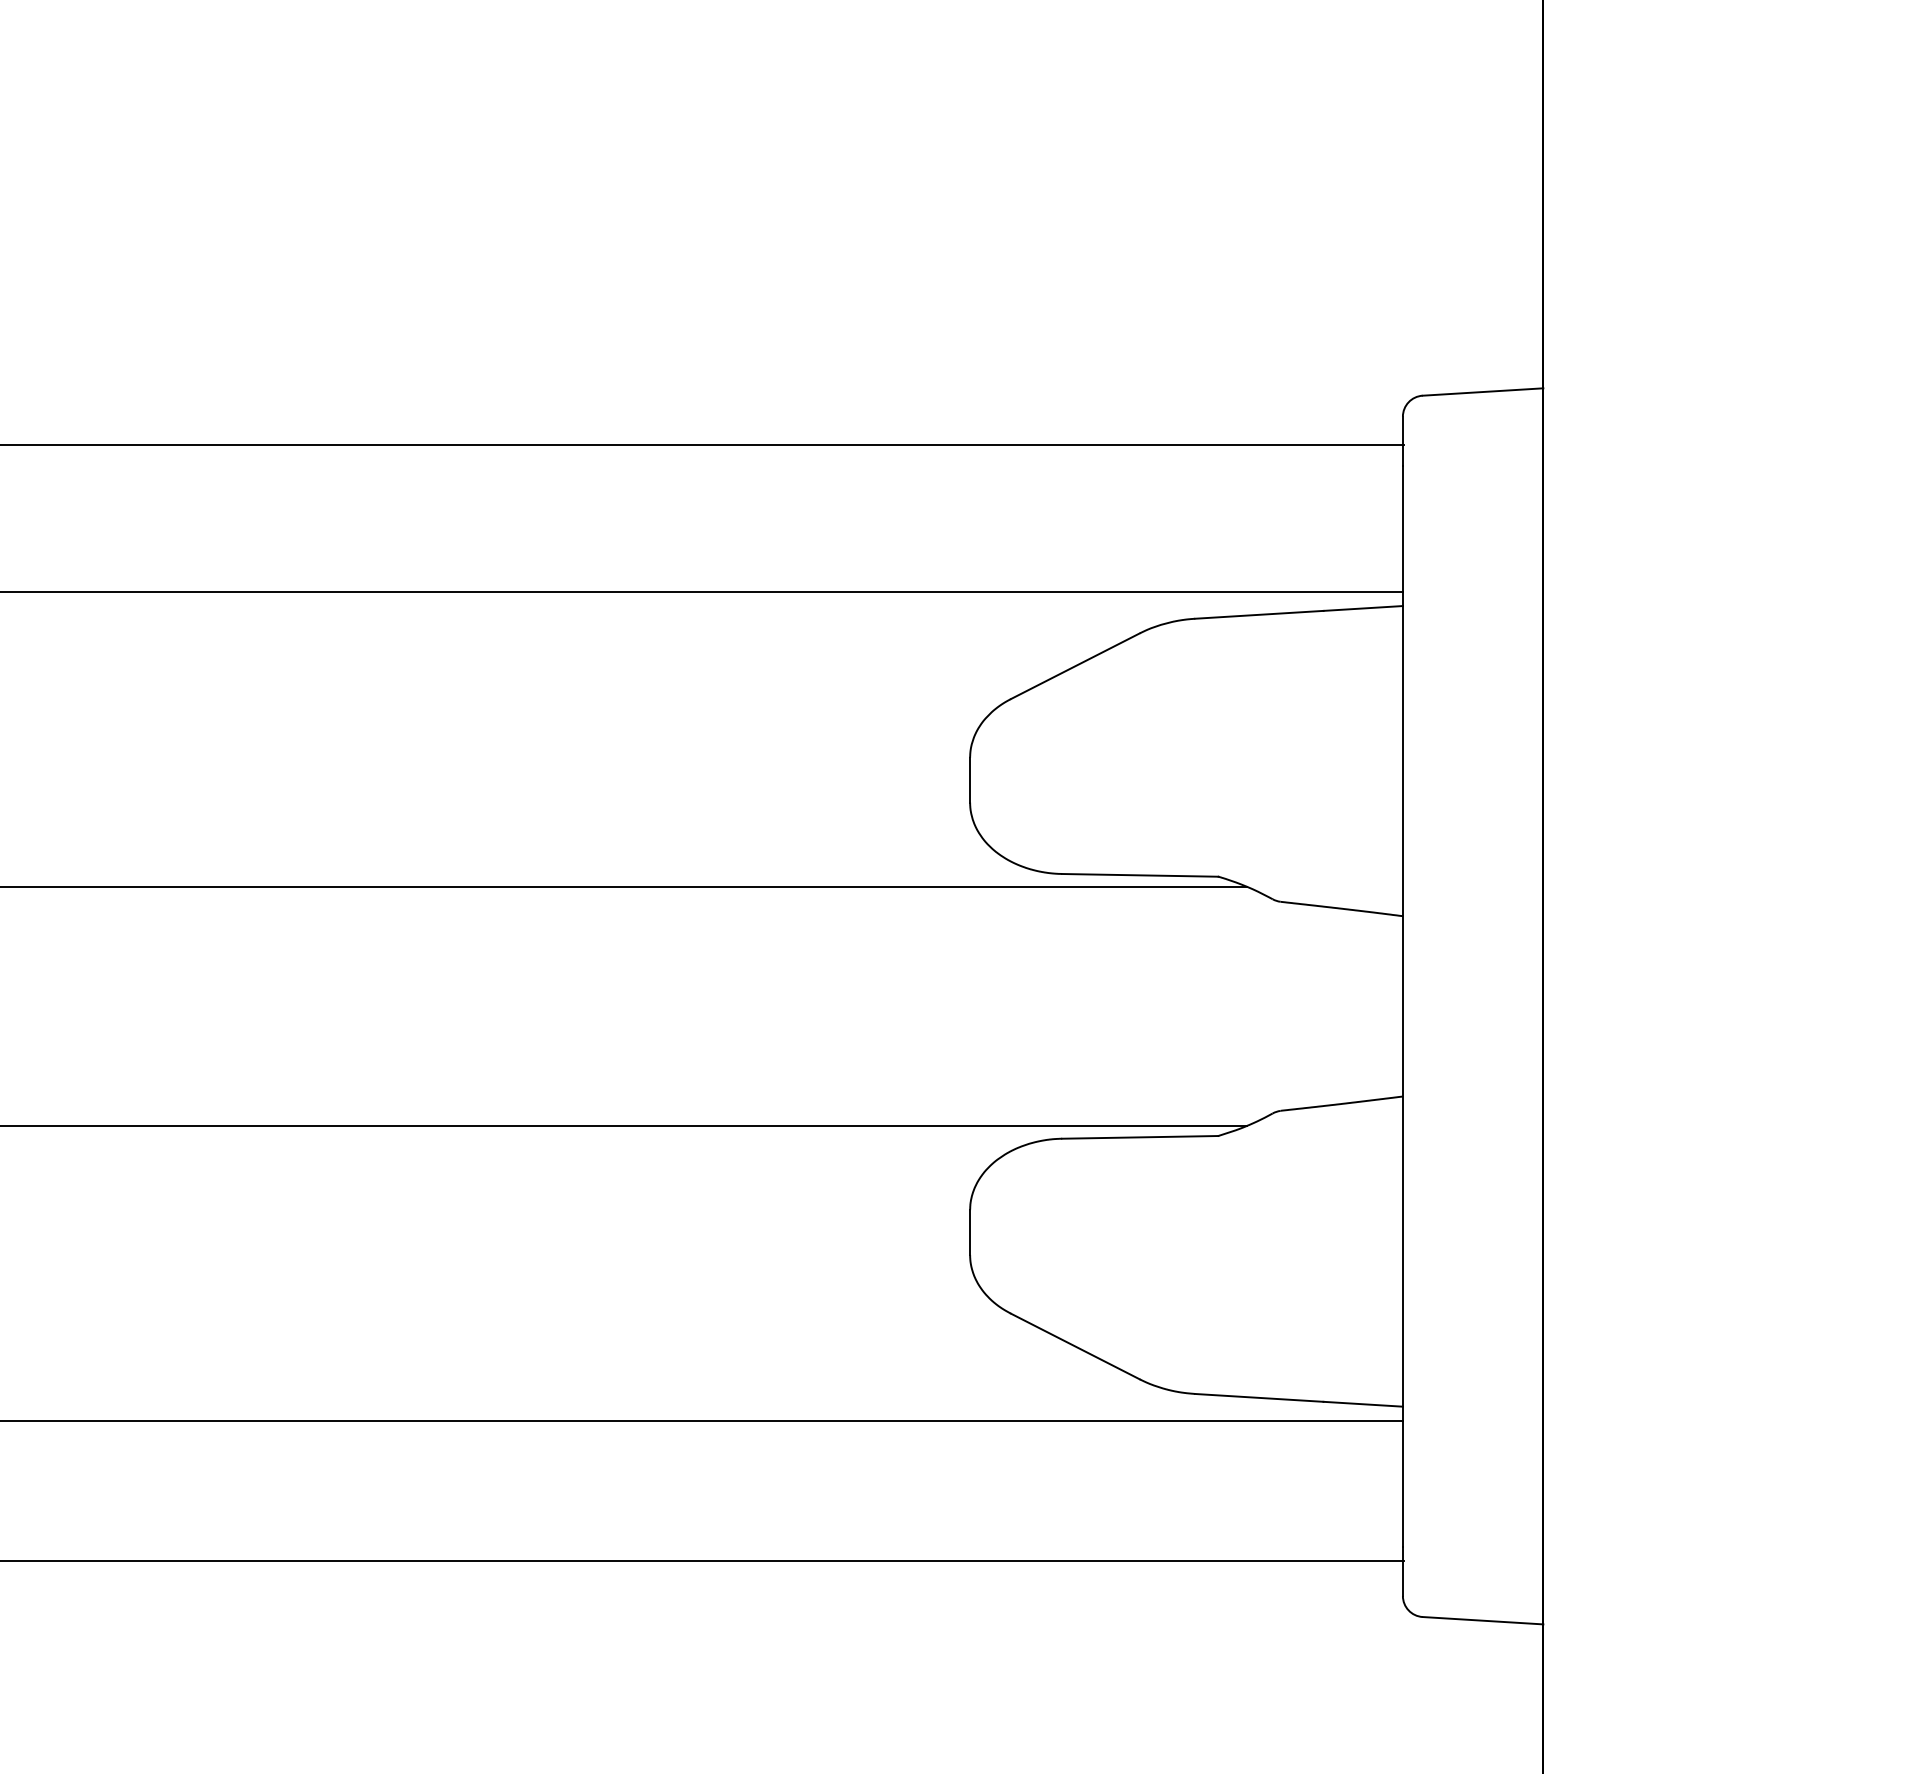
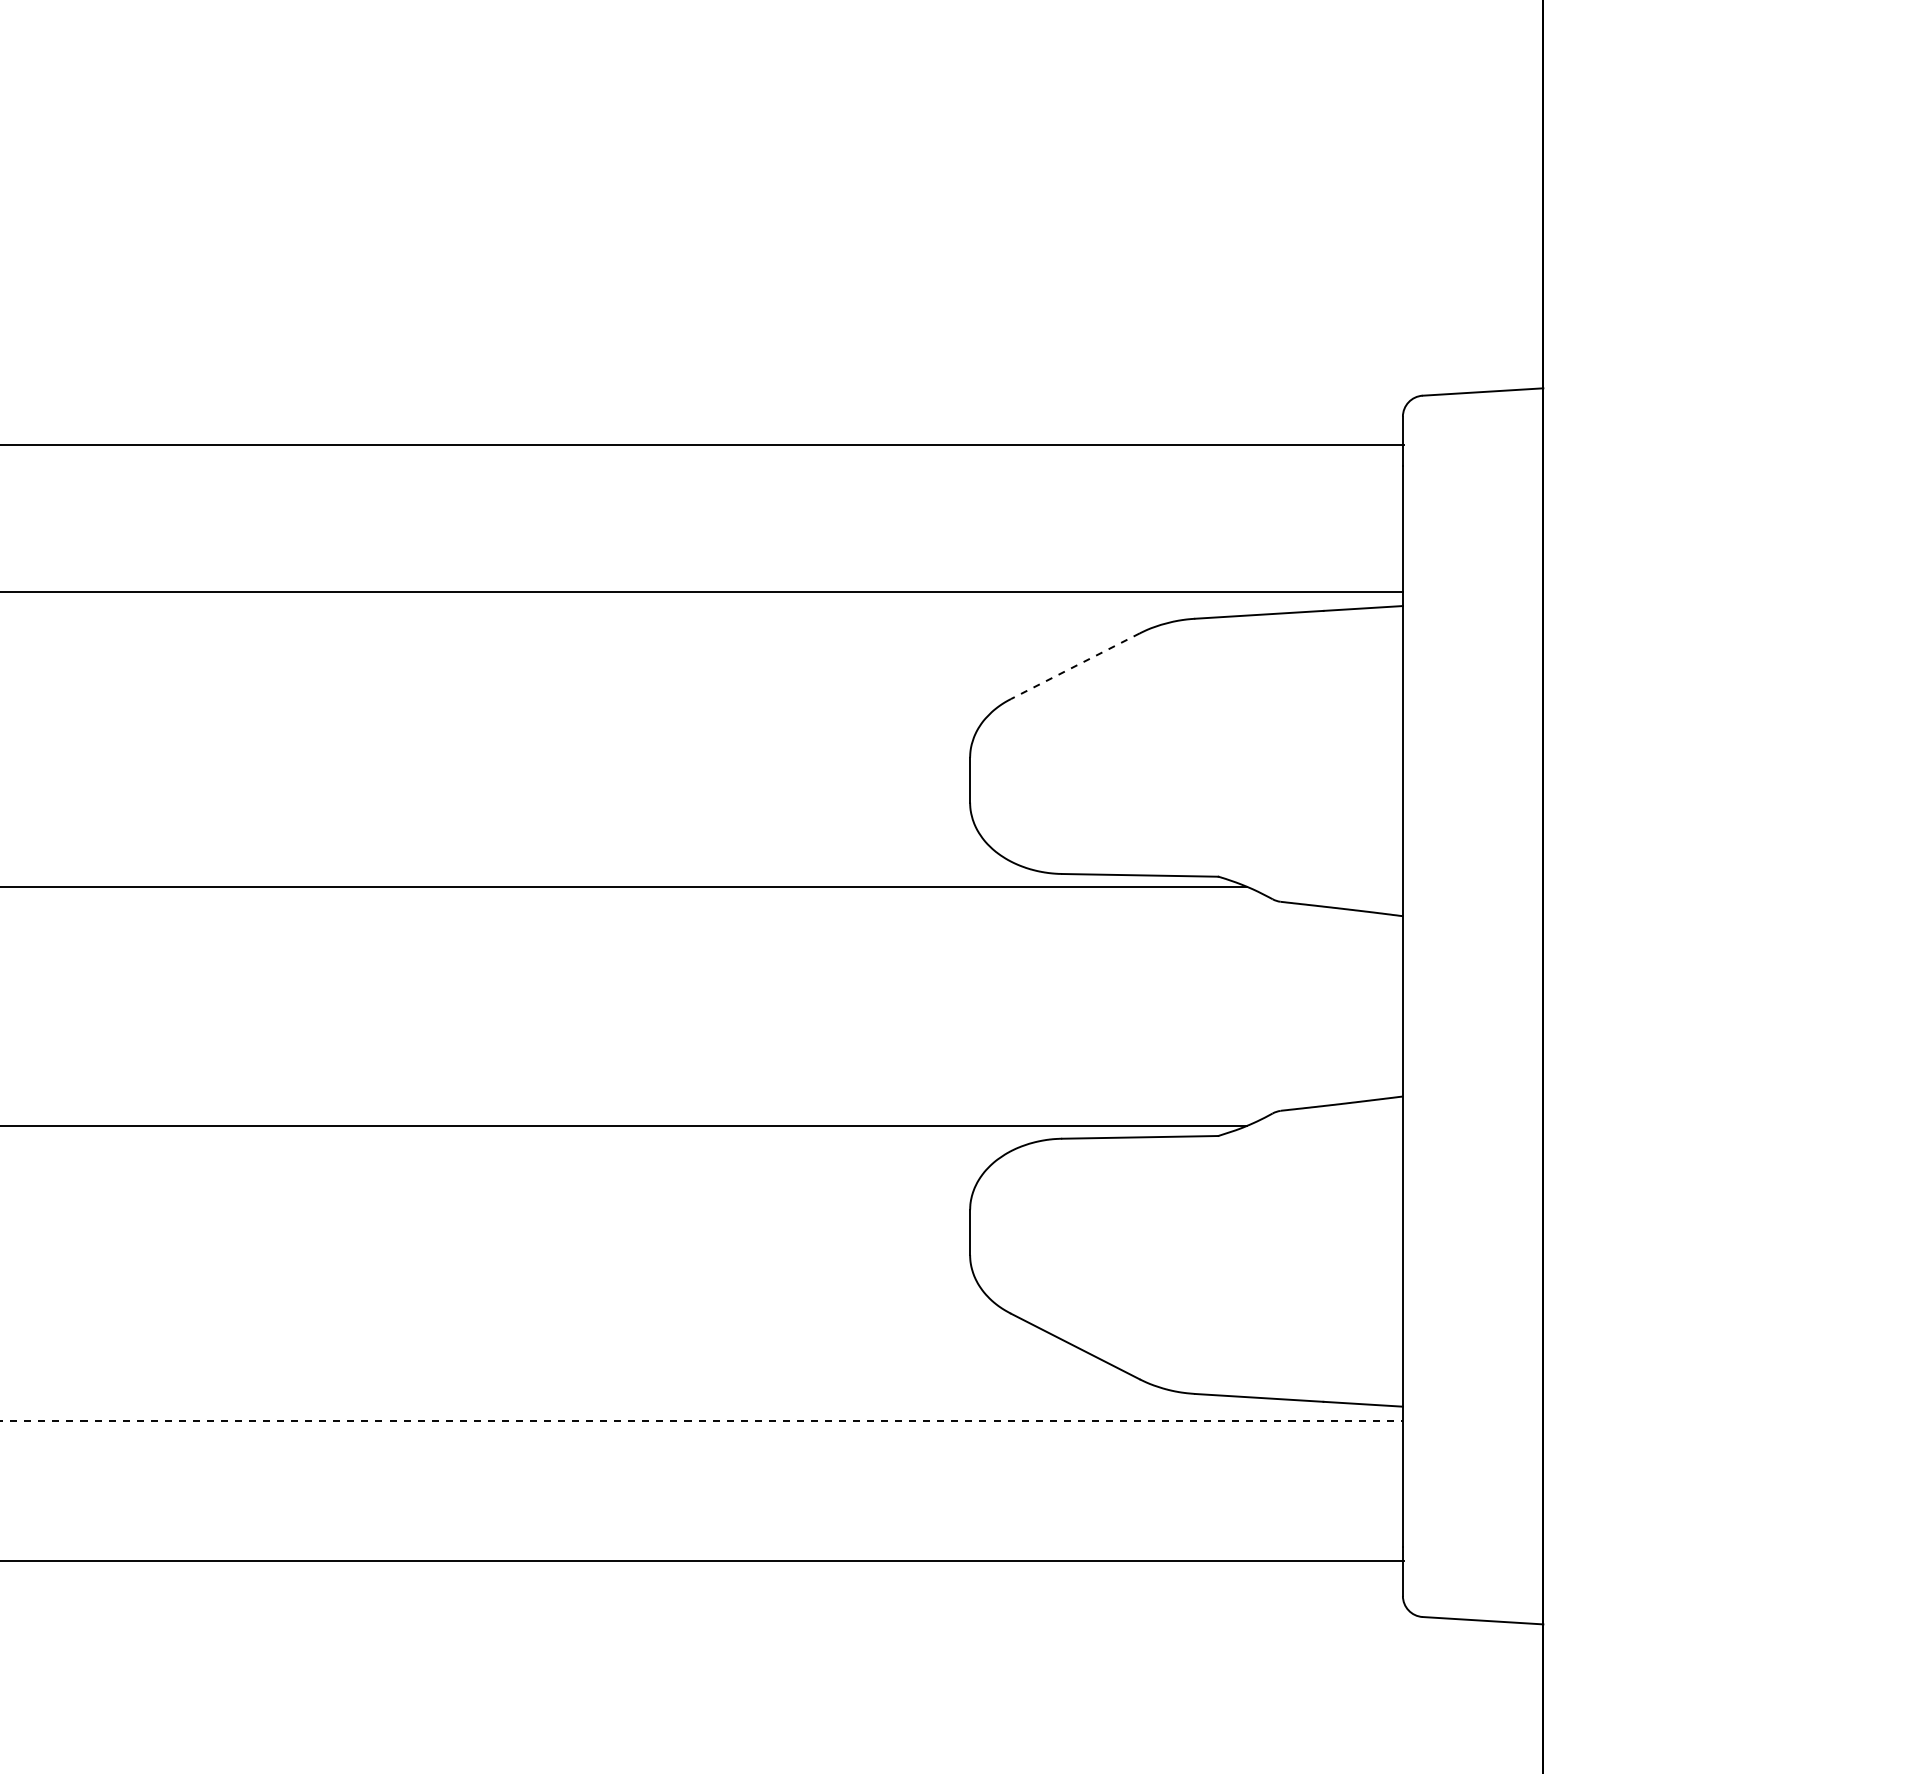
line: solid -> dashed (1075, 666)
line: solid -> dashed (702, 1420)
